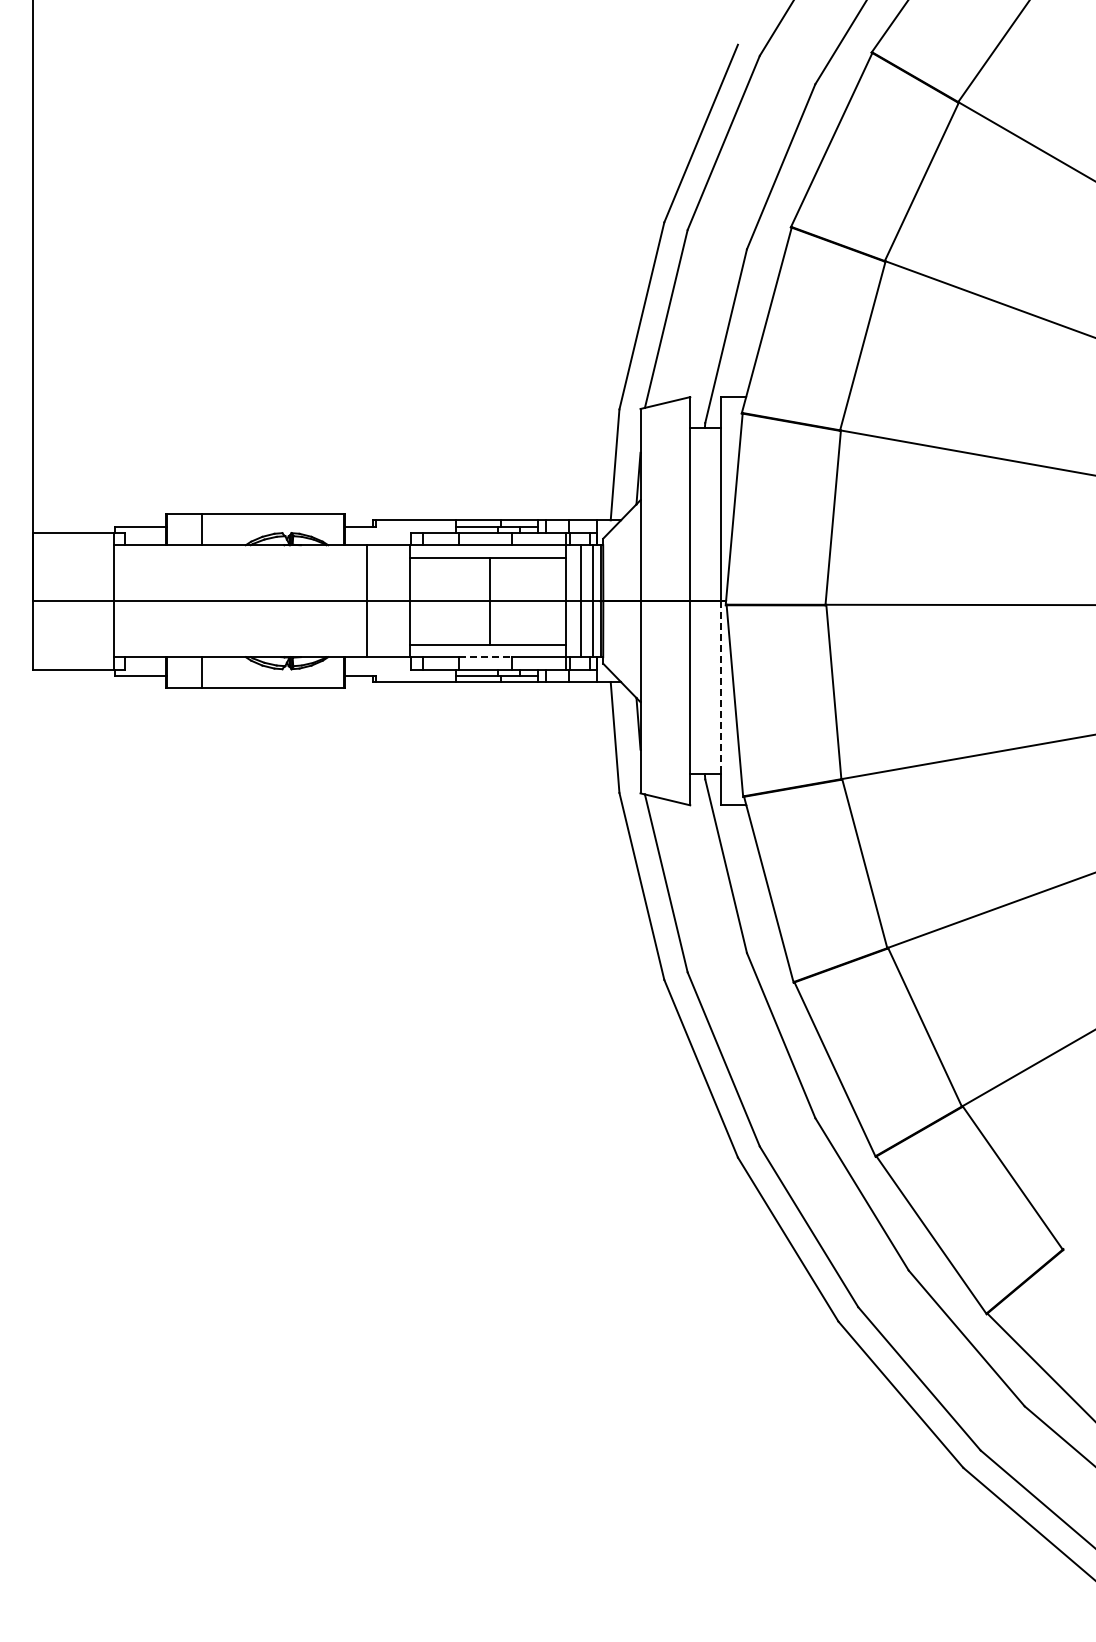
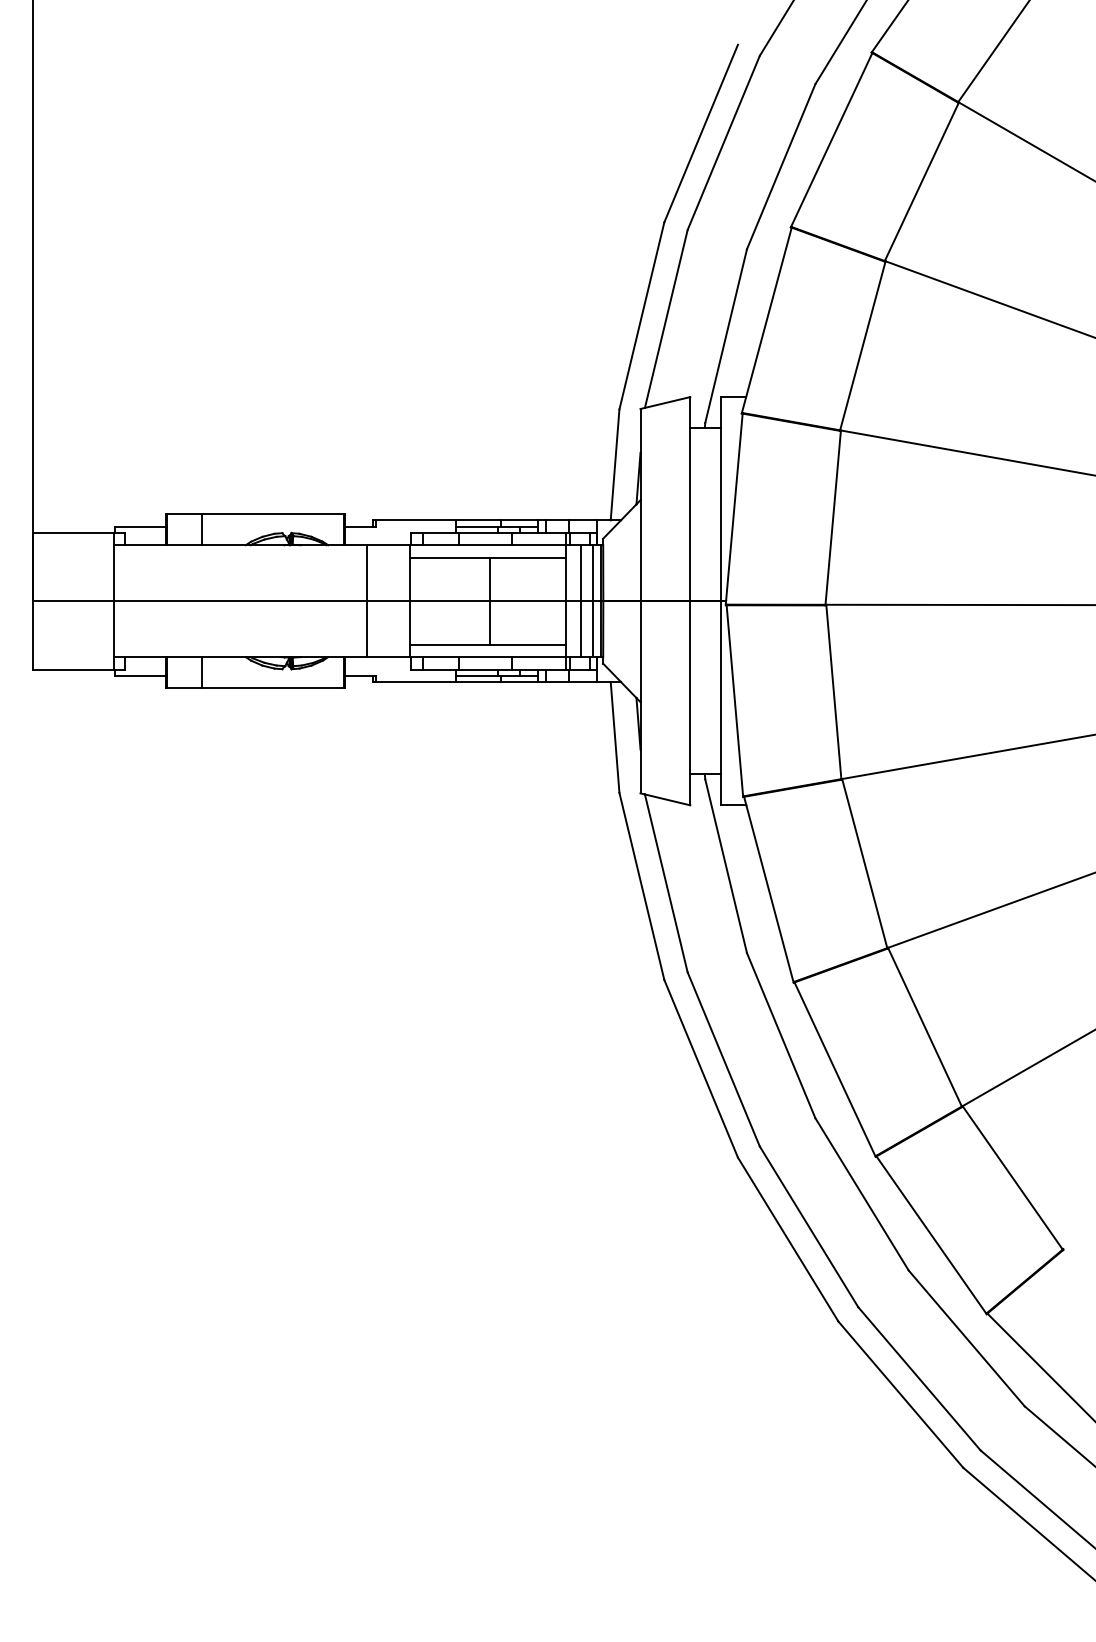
line: dashed -> solid (485, 657)
line: dashed -> solid (721, 687)
